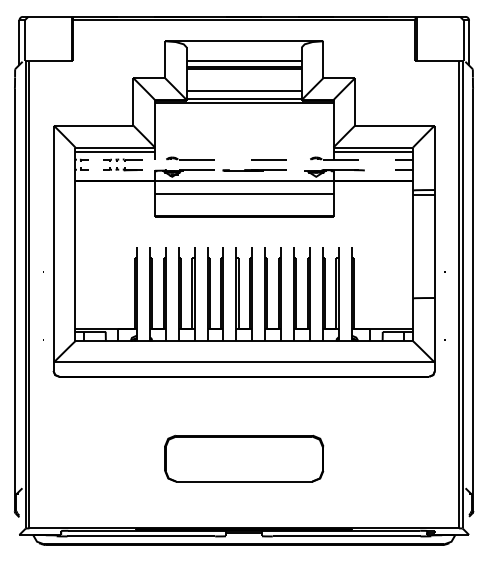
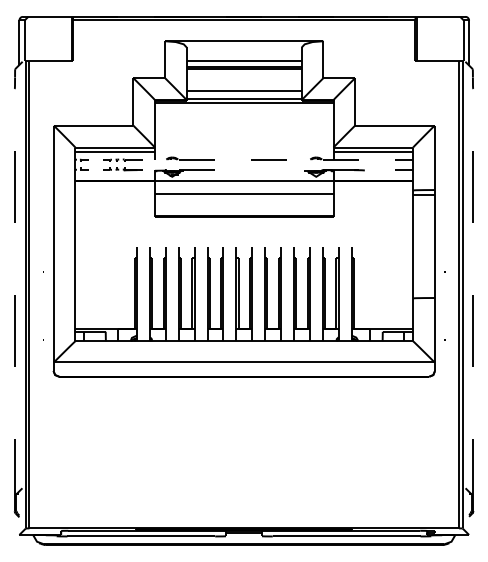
line: present -> none (254, 170)
line: solid -> dashed (14, 299)
line: solid -> dashed (473, 299)
part: present -> none (244, 458)
